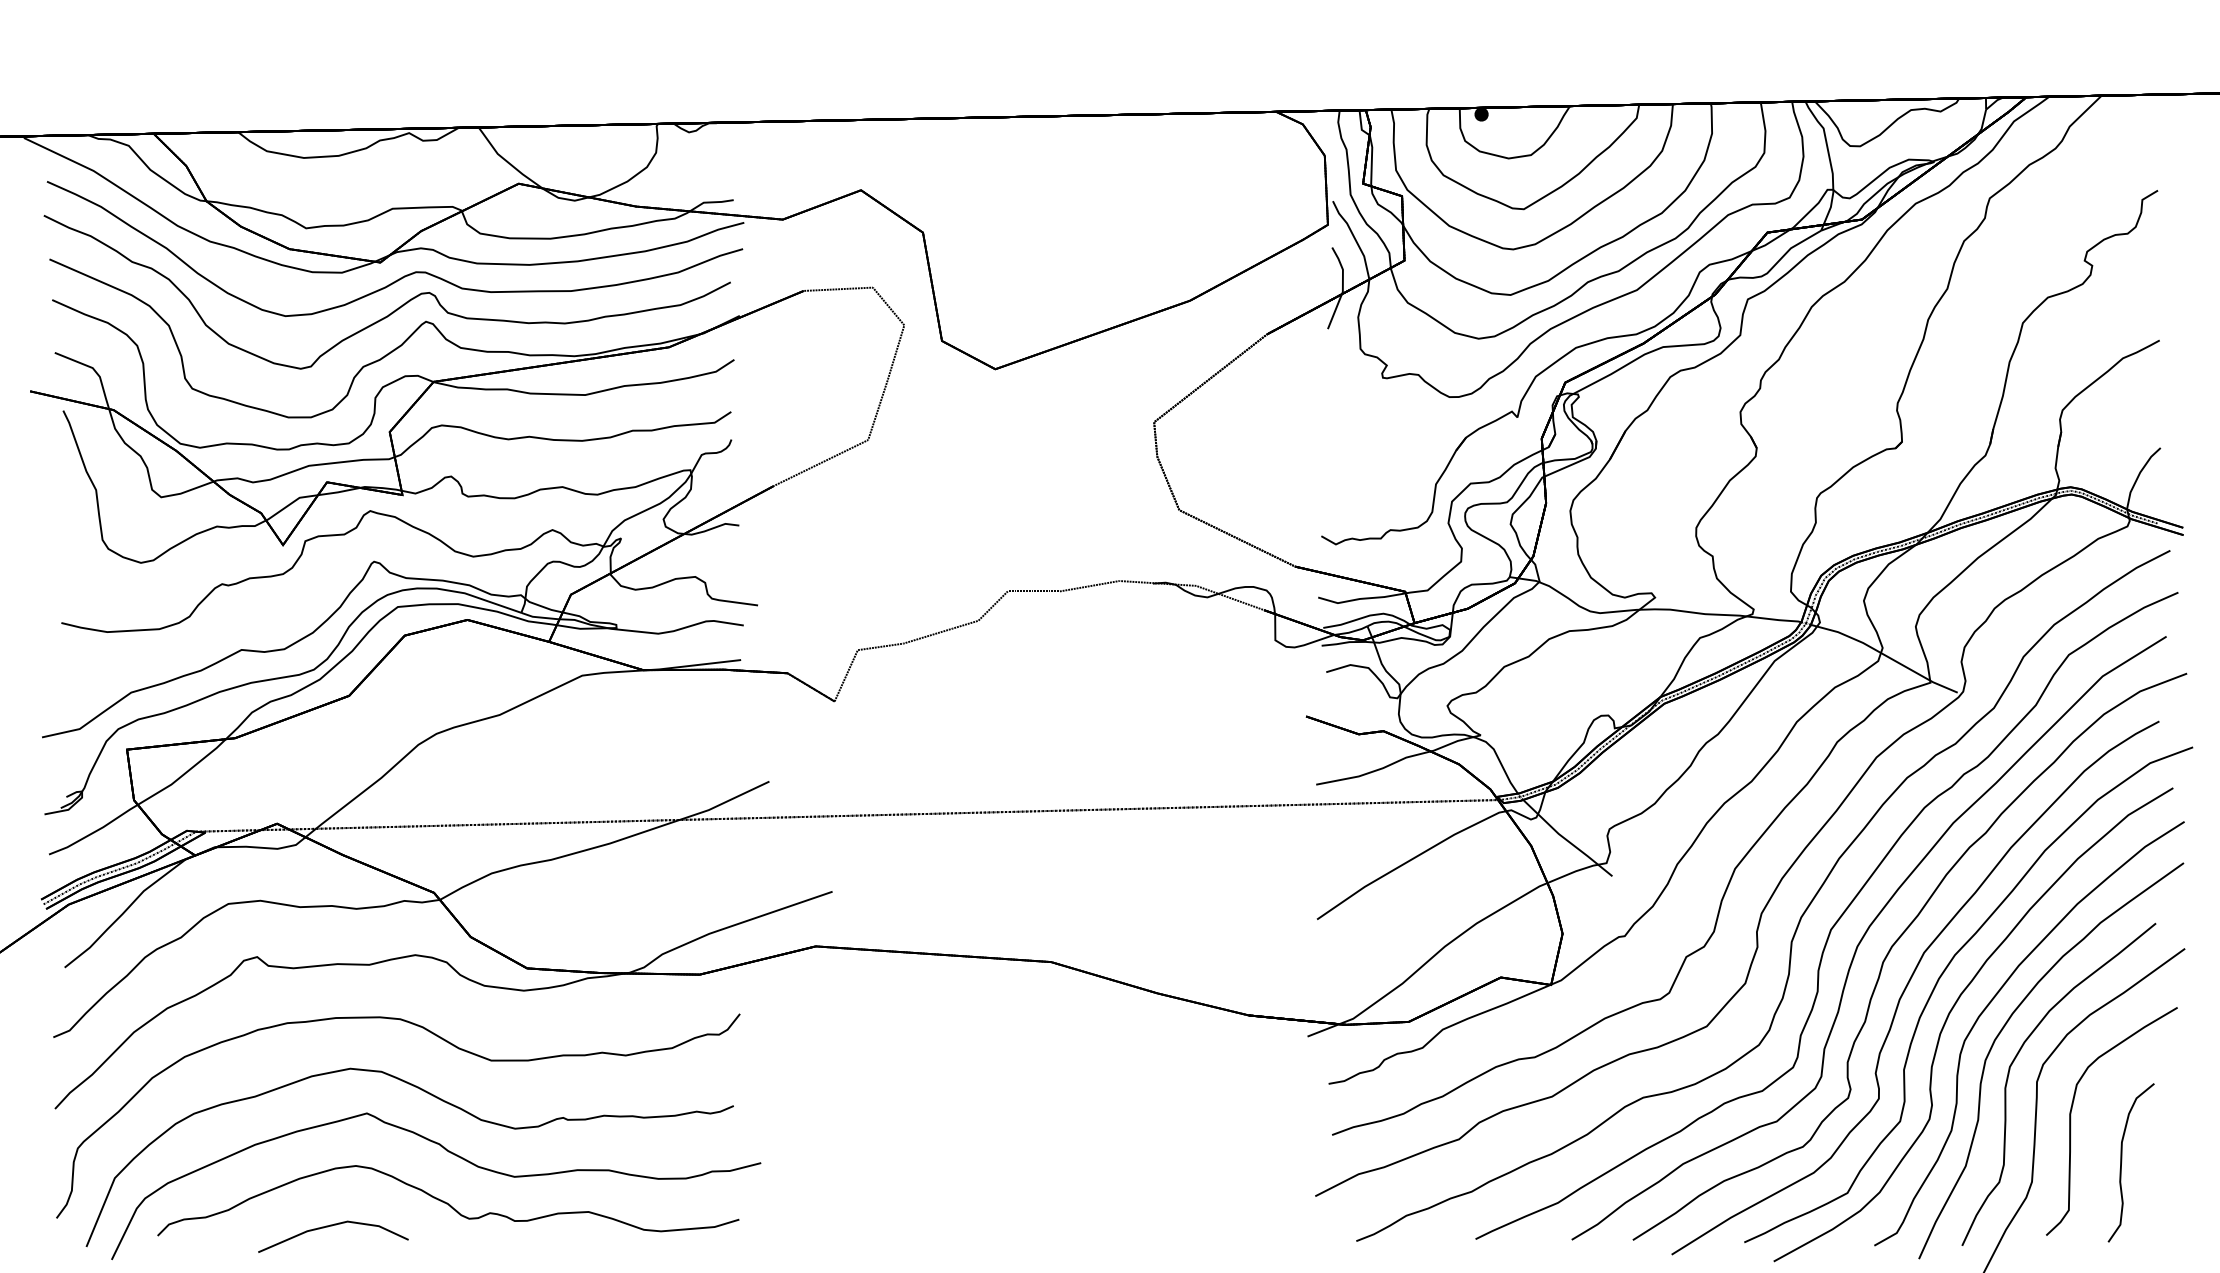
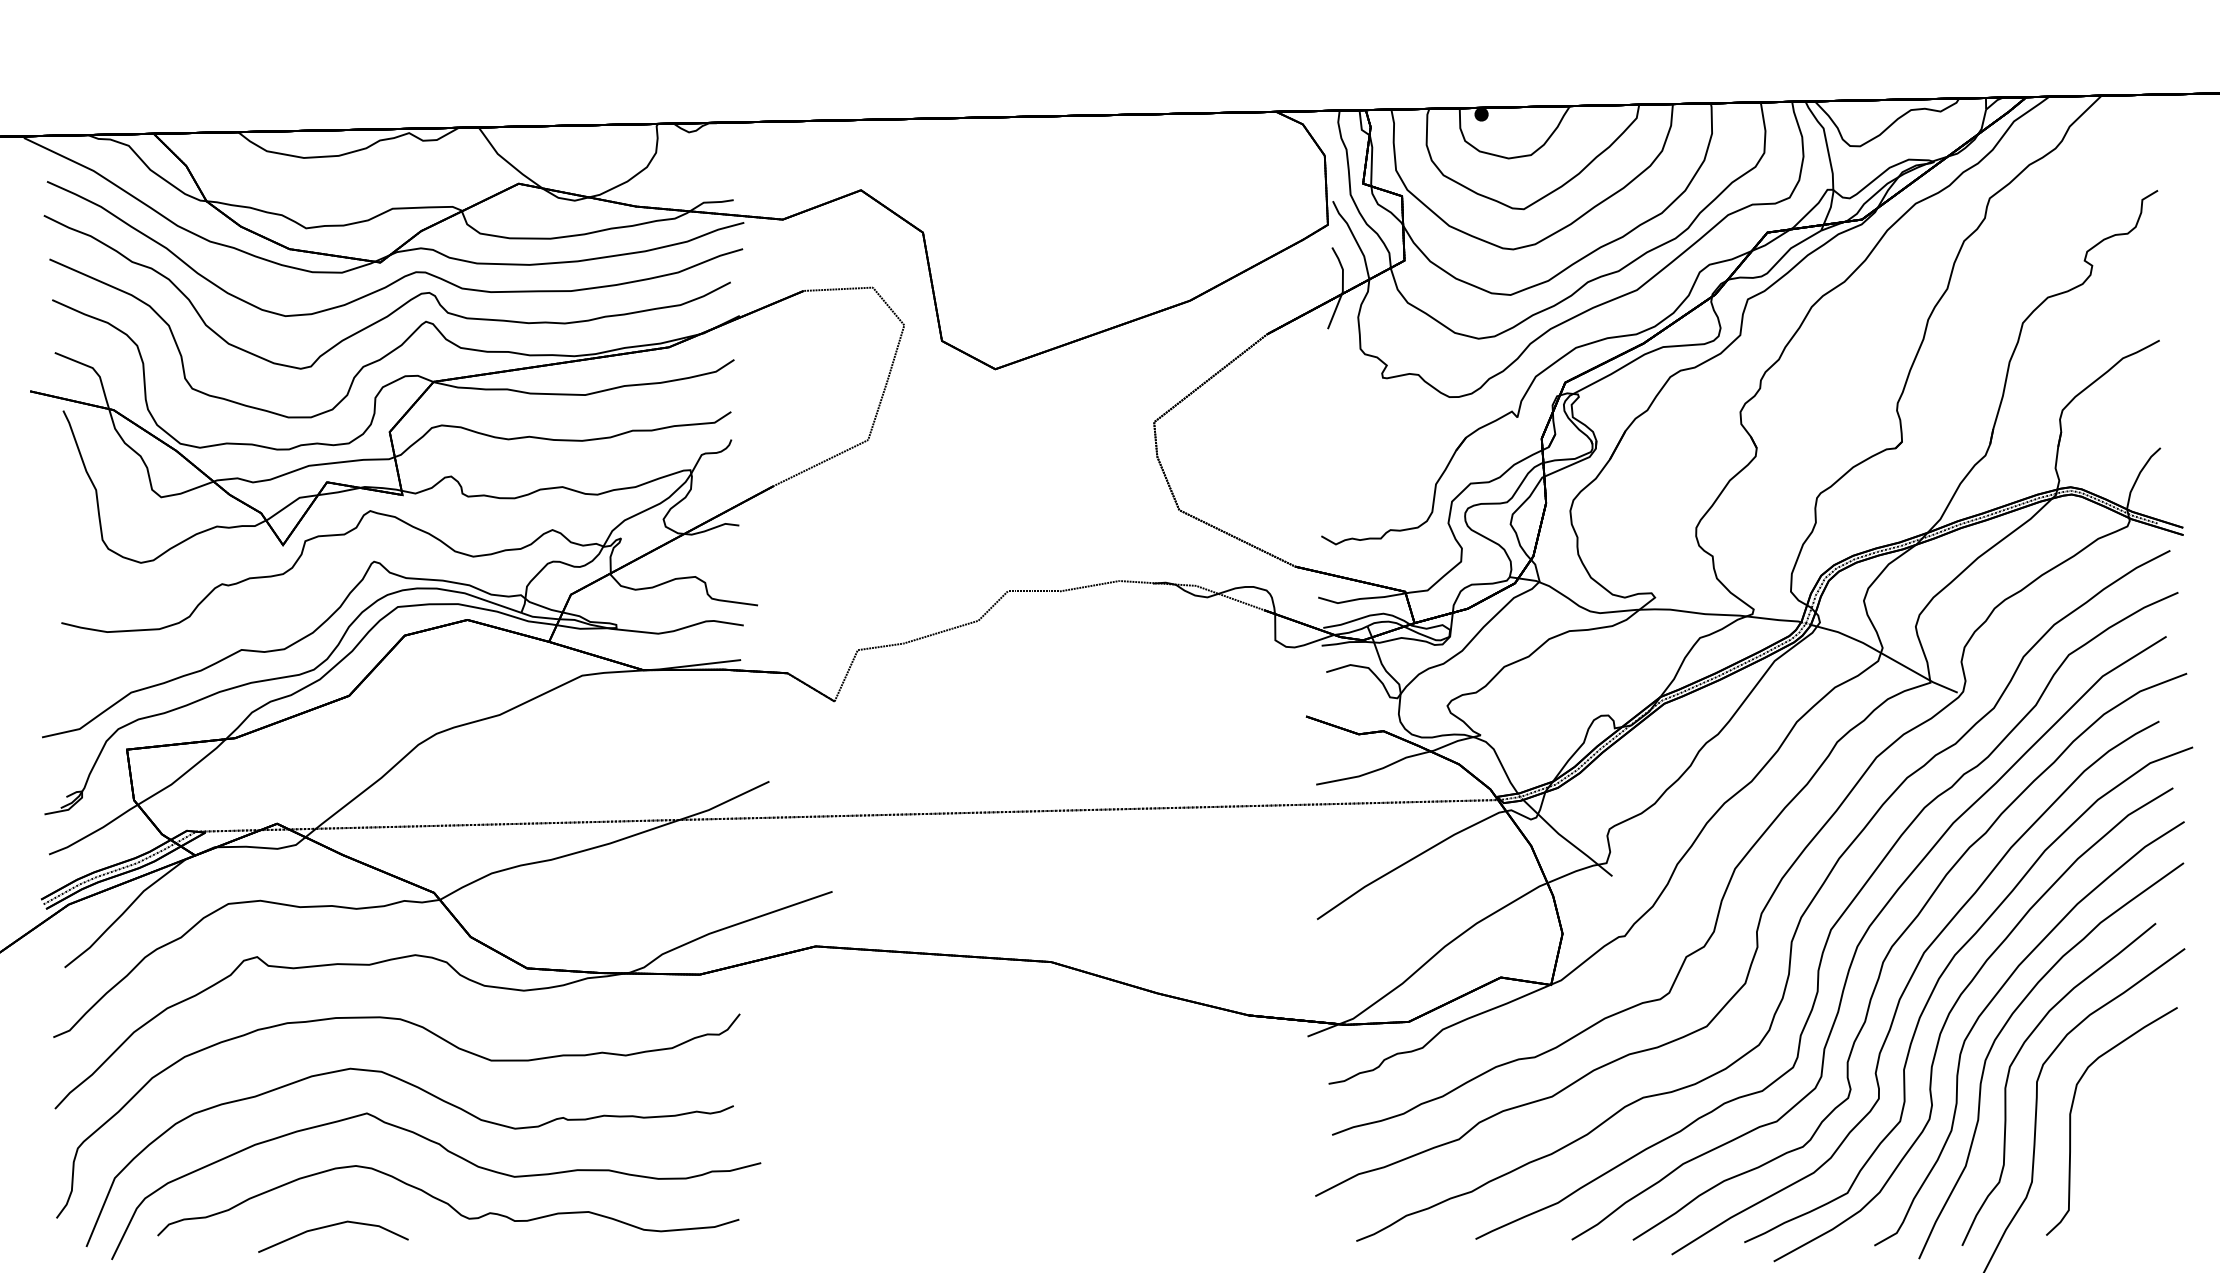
part: present -> none (2122, 1161)
